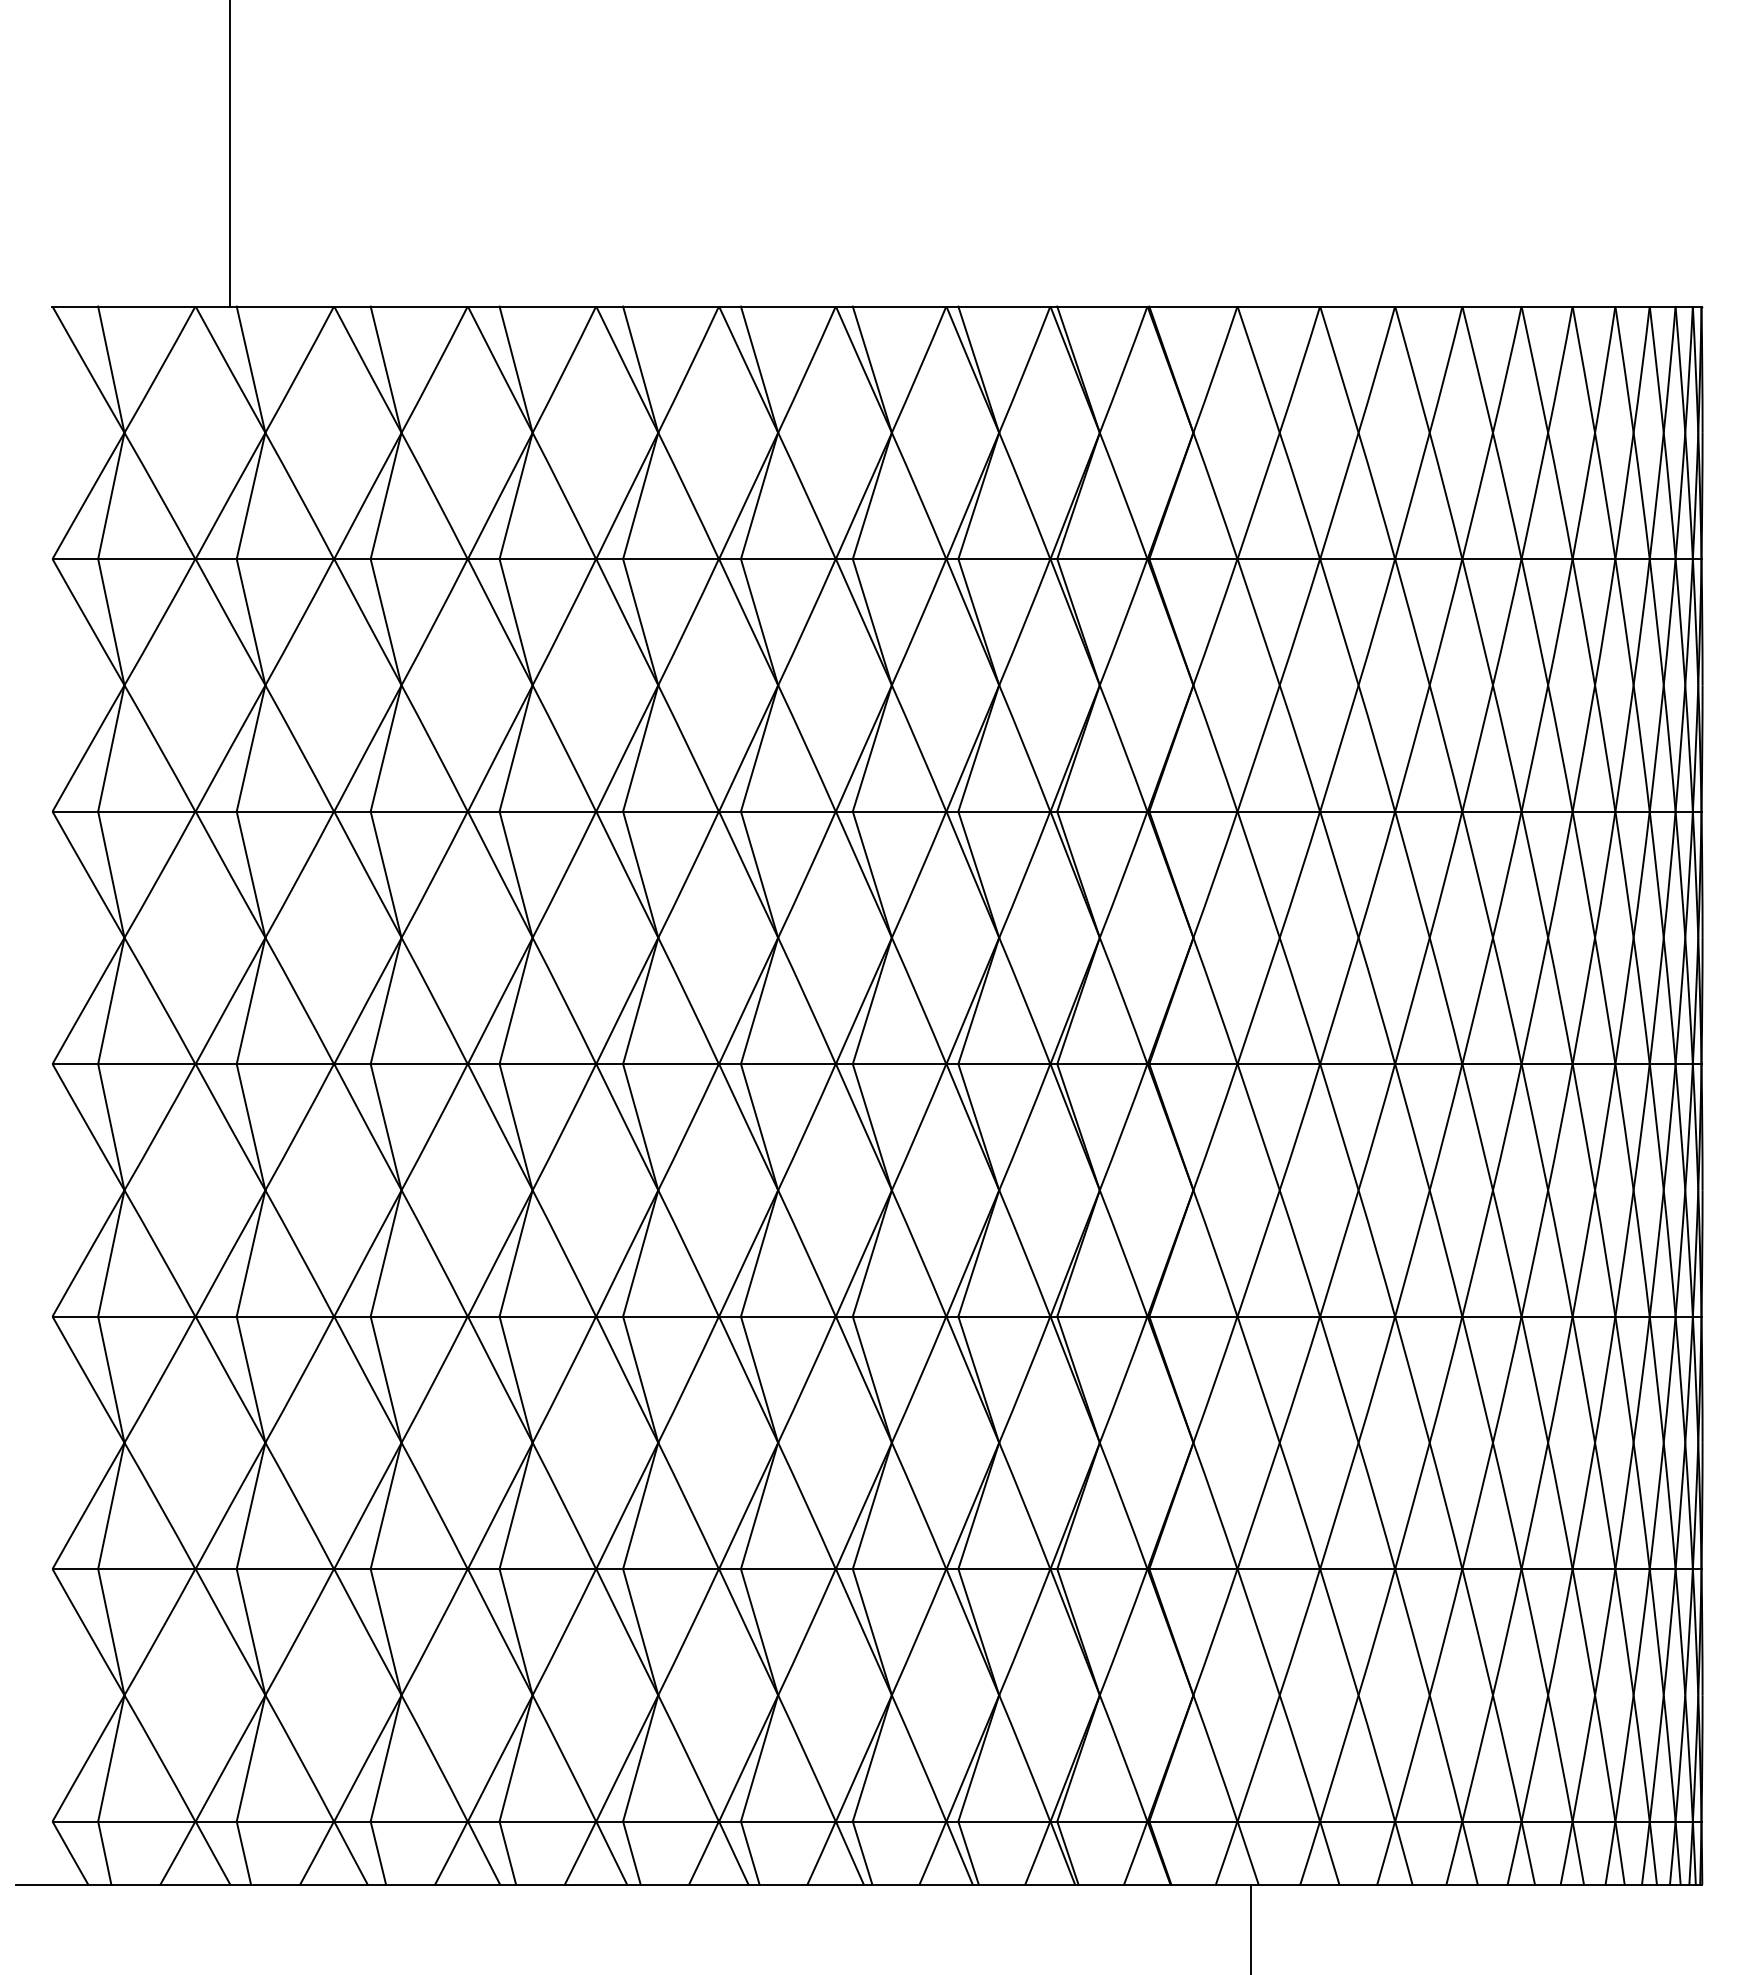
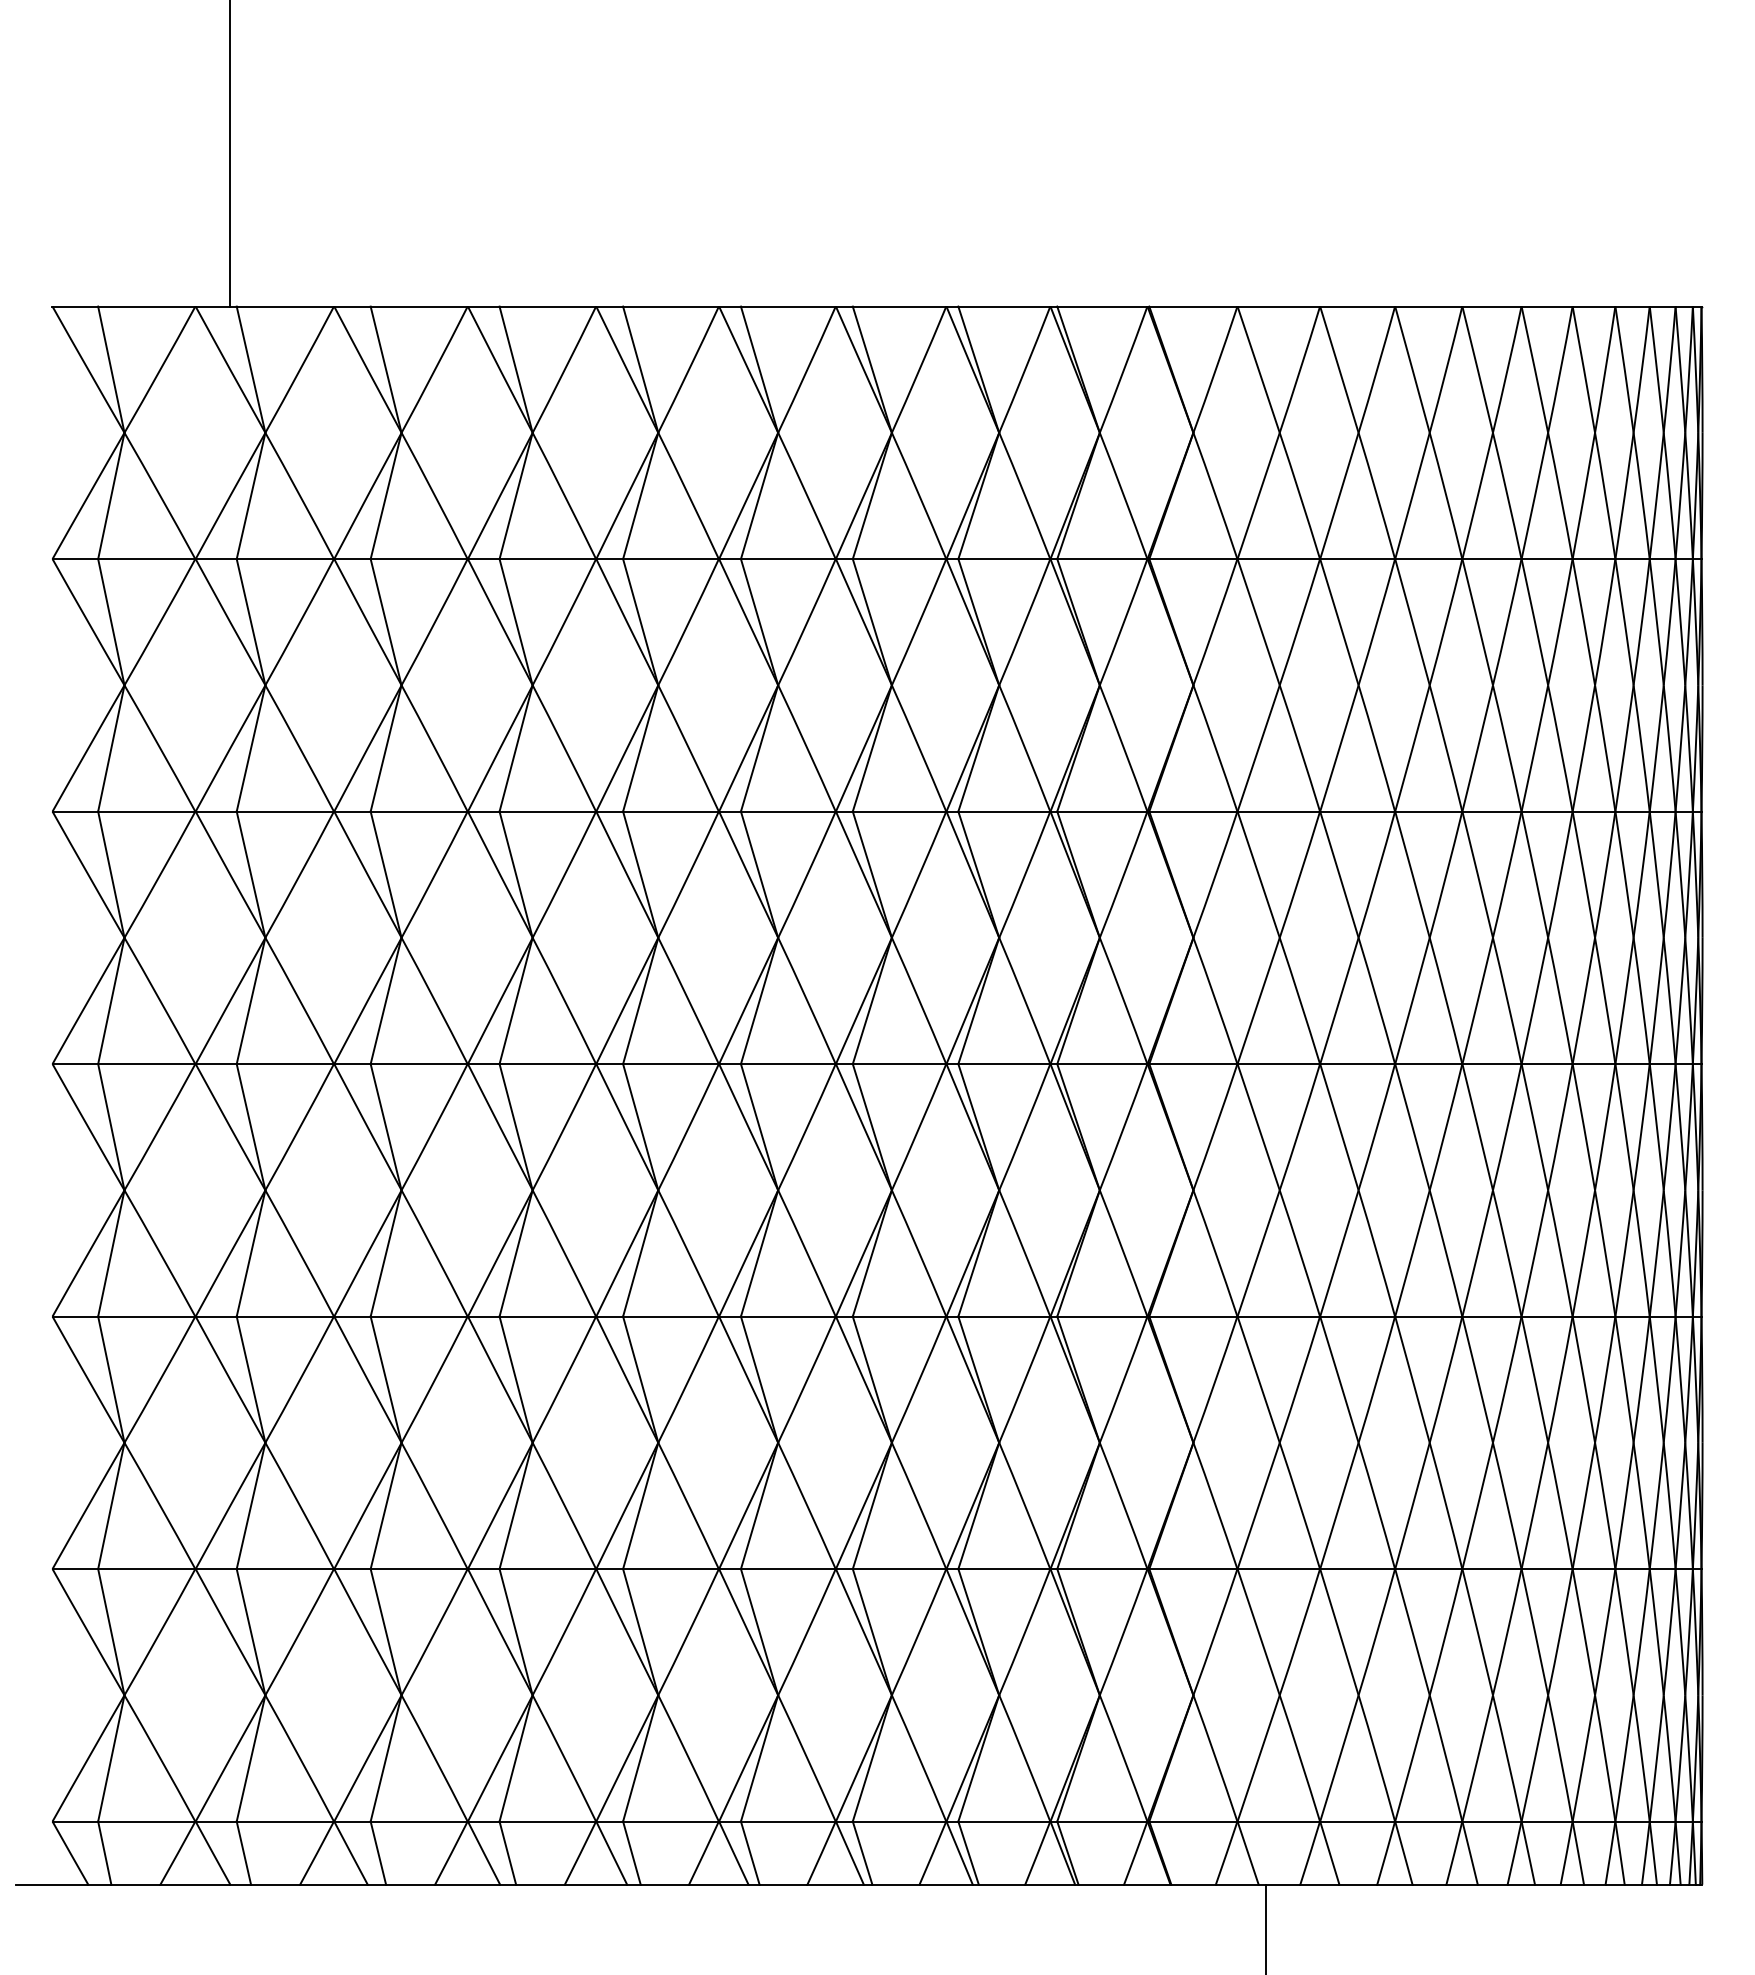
line position: (1250, 1927) -> (1265, 1927) (1265, 1927)
